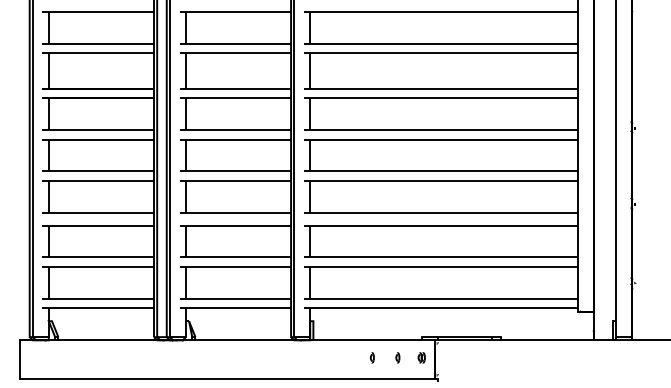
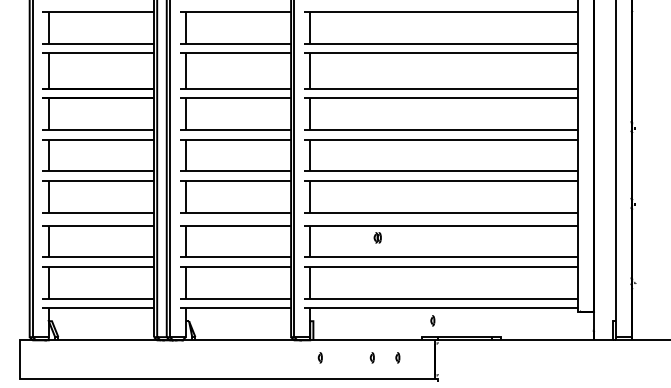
part: none -> present (432, 320)
part: none -> present (319, 357)
part position: (421, 357) -> (377, 237) (377, 237)
